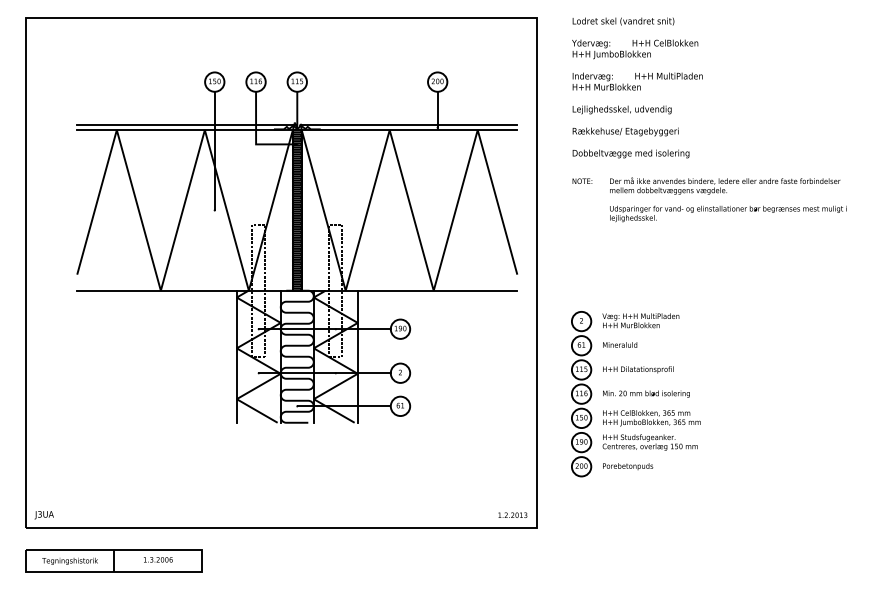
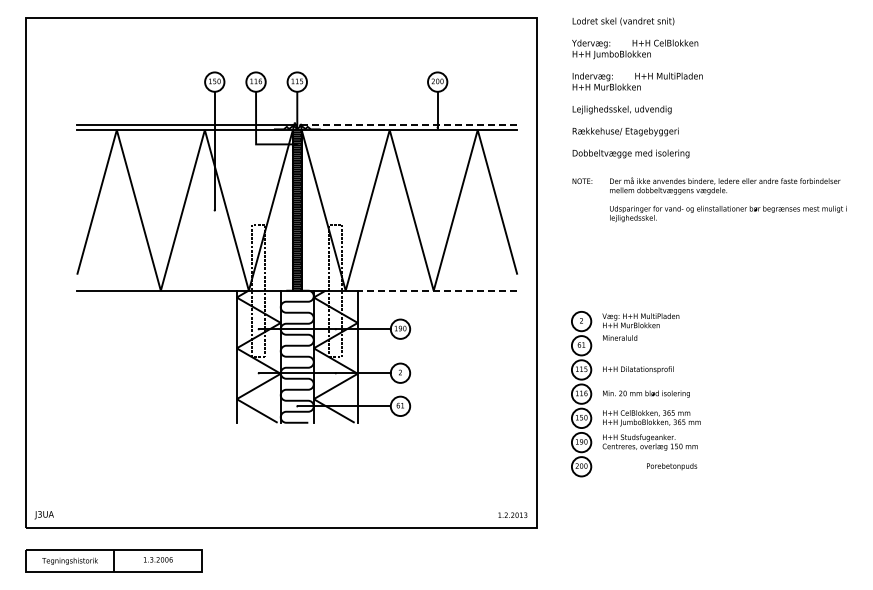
line: solid -> dashed (408, 124)
line: solid -> dashed (437, 290)
text position: (620, 344) -> (620, 337) (620, 337)
text position: (628, 466) -> (672, 466) (672, 466)
